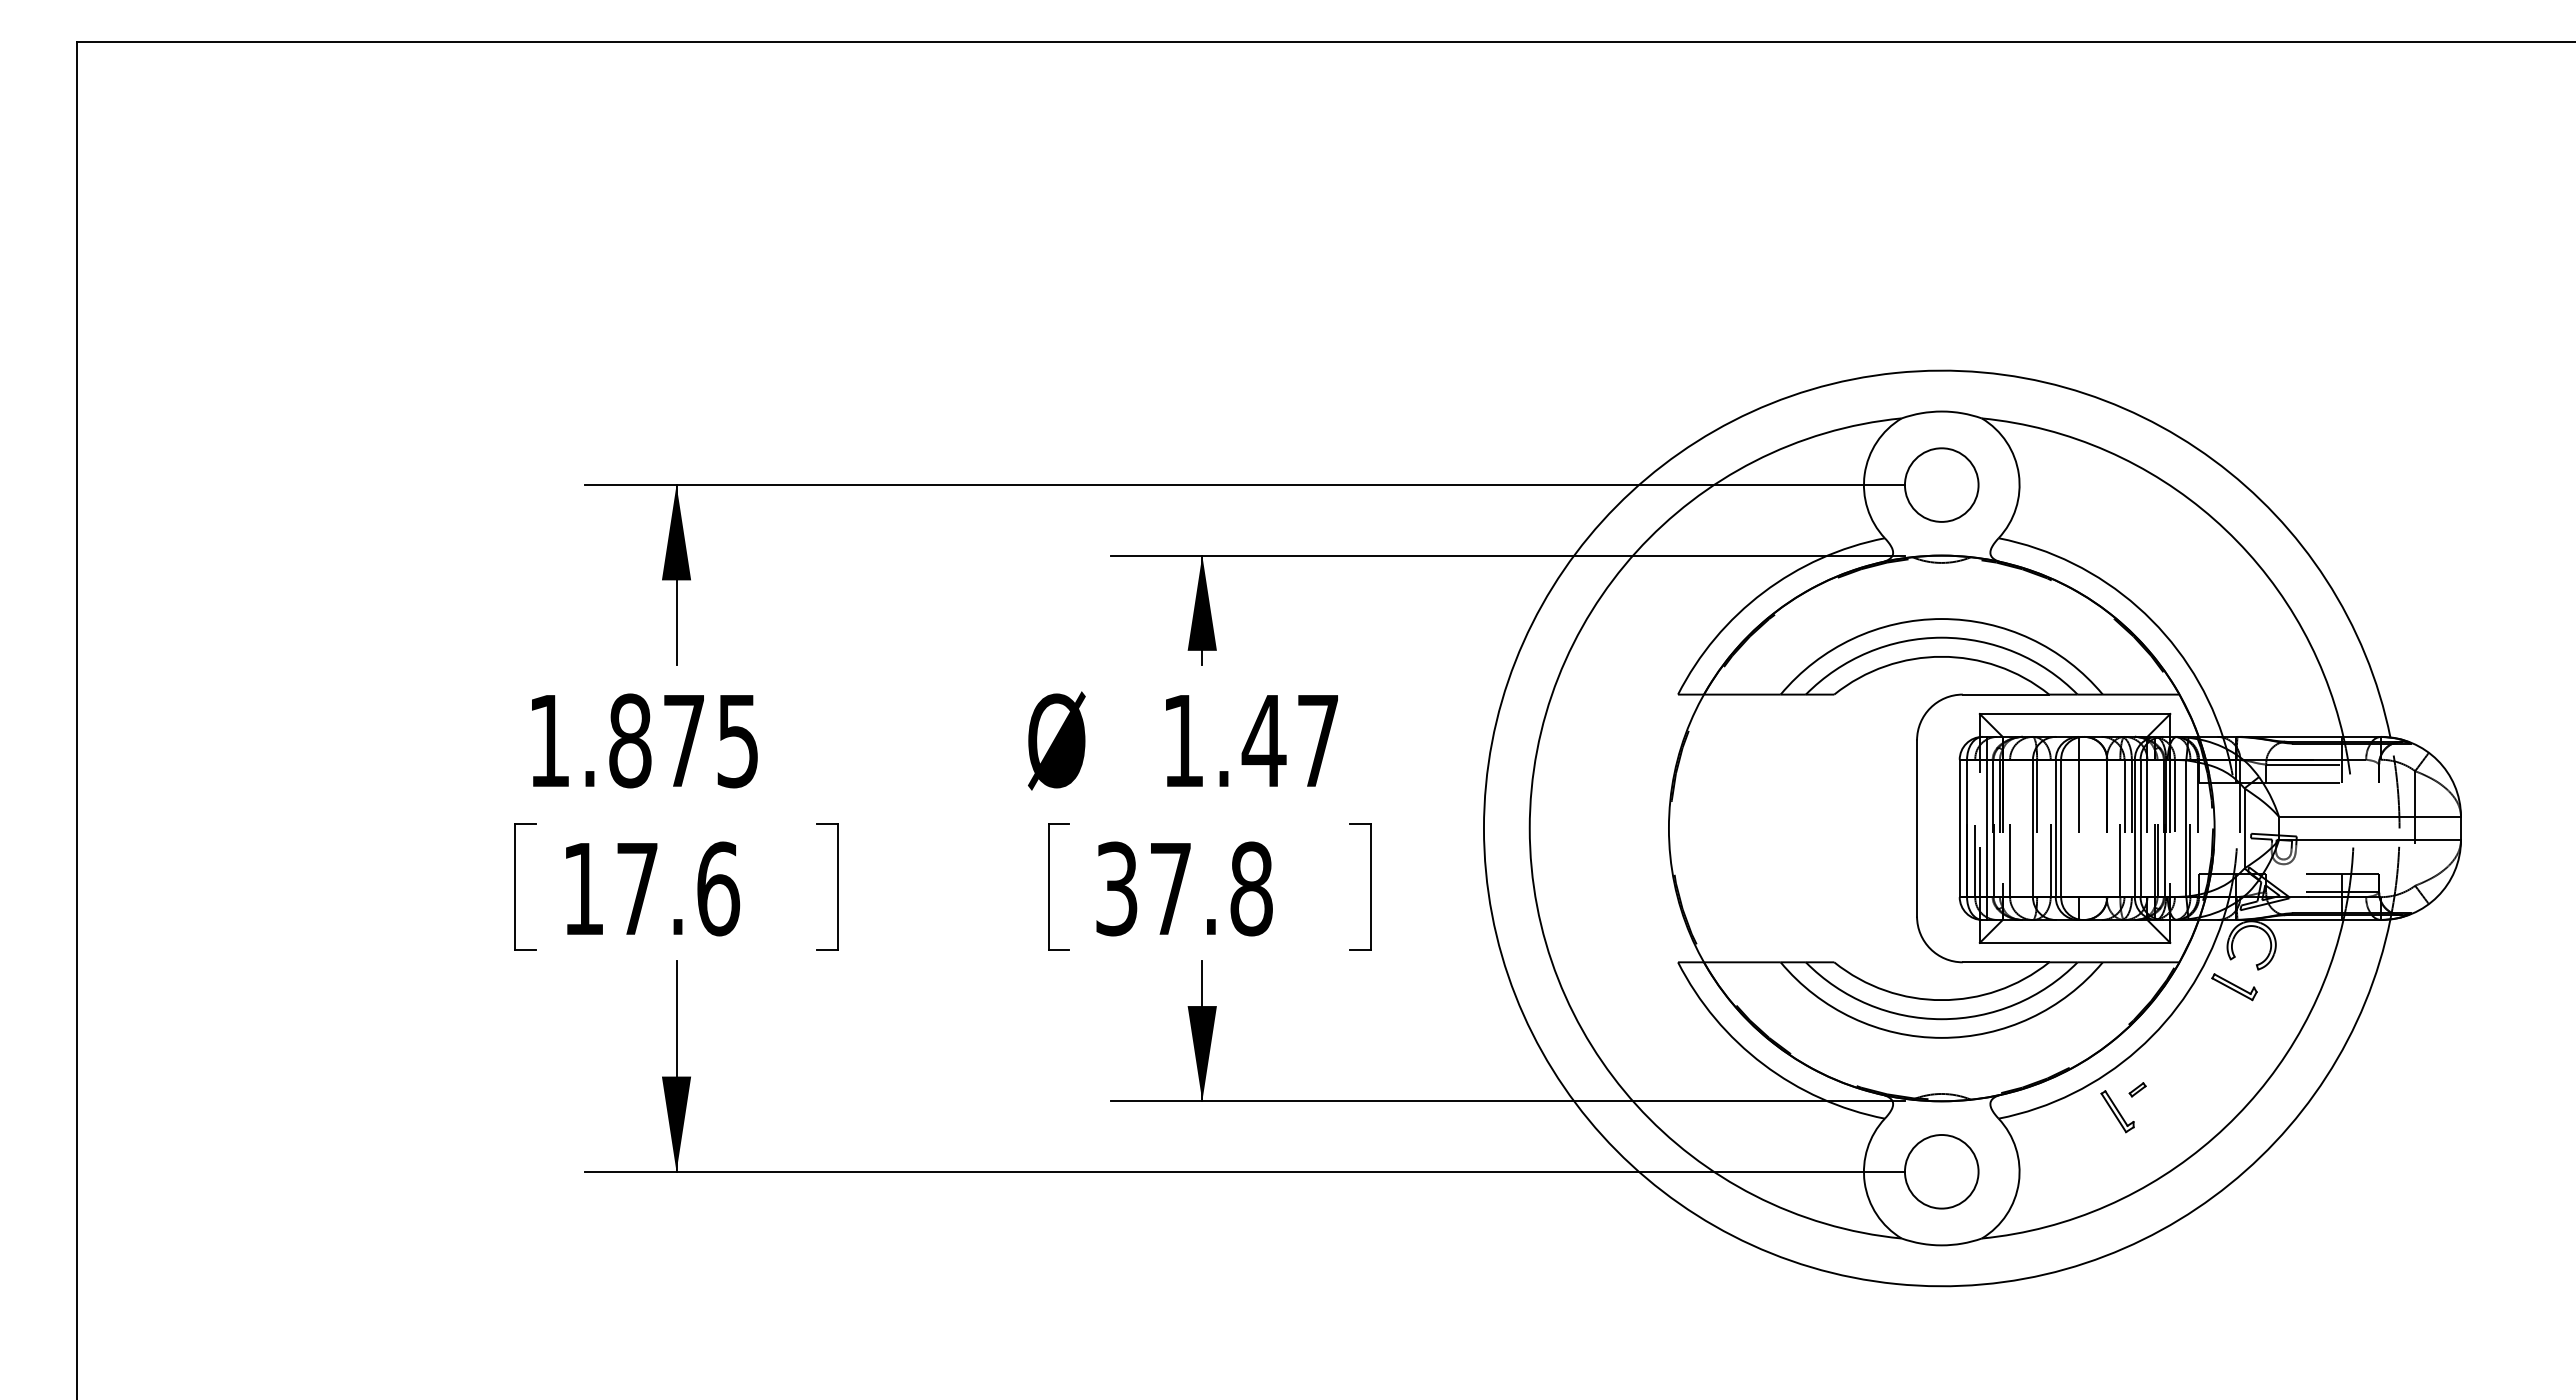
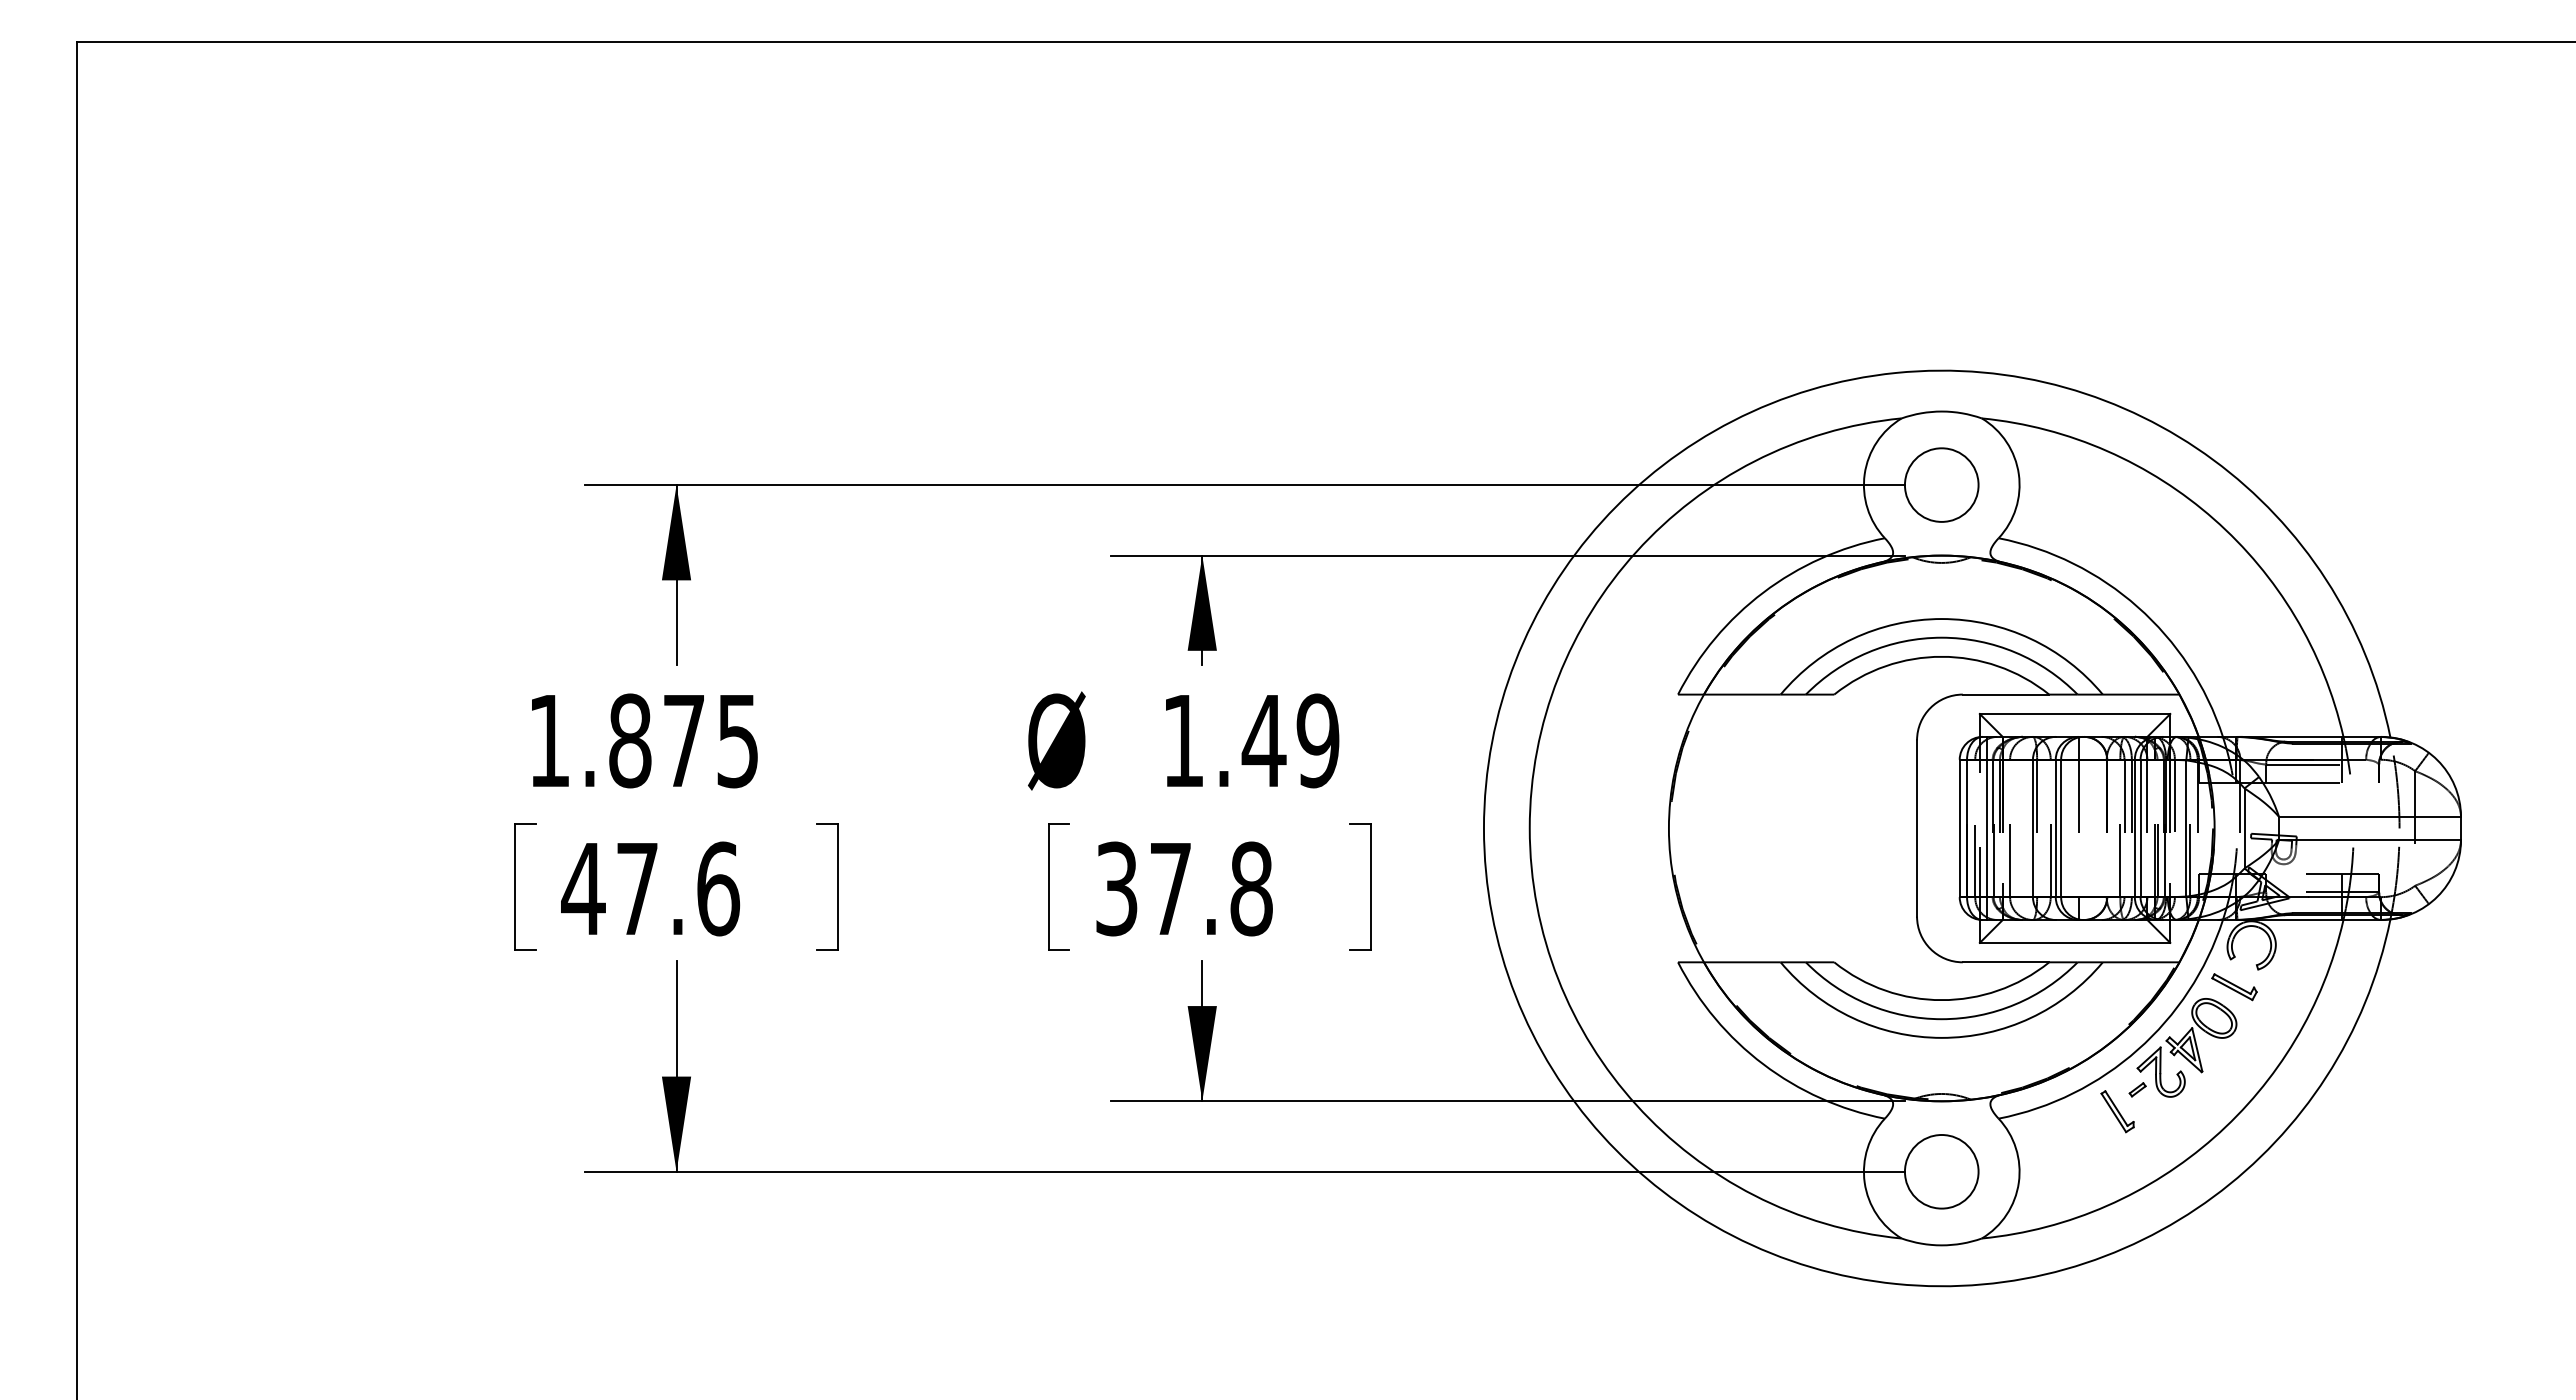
text: 1.47 -> 1.49 (1317, 740)
text: 17.6 -> 47.6 (583, 888)
part: none -> present (2186, 1047)
